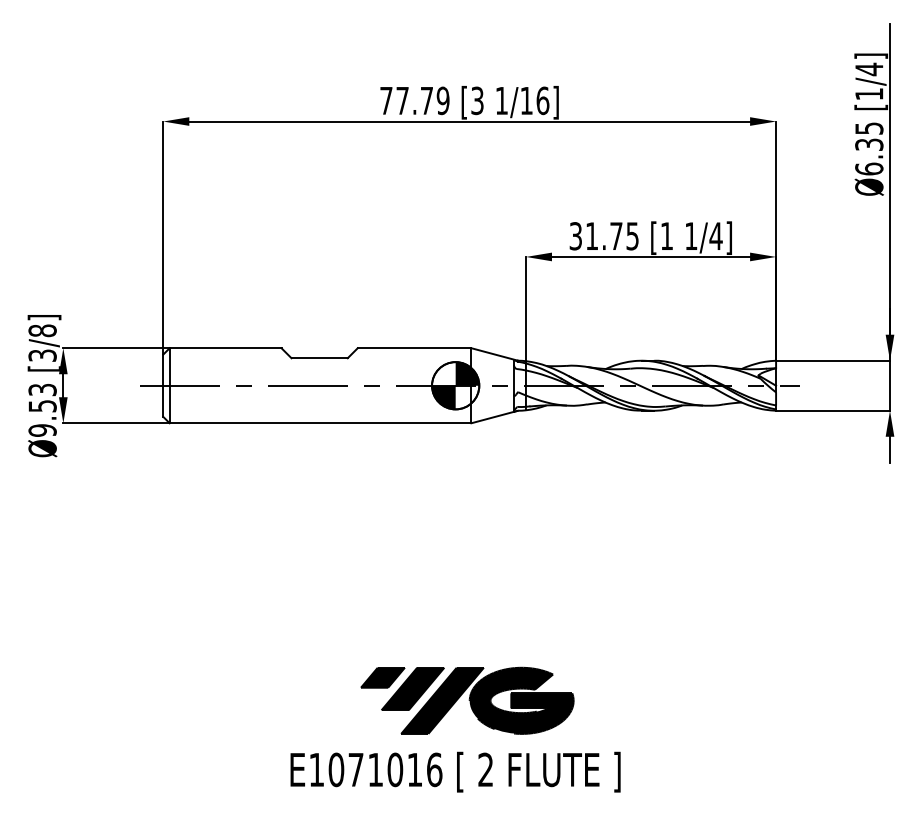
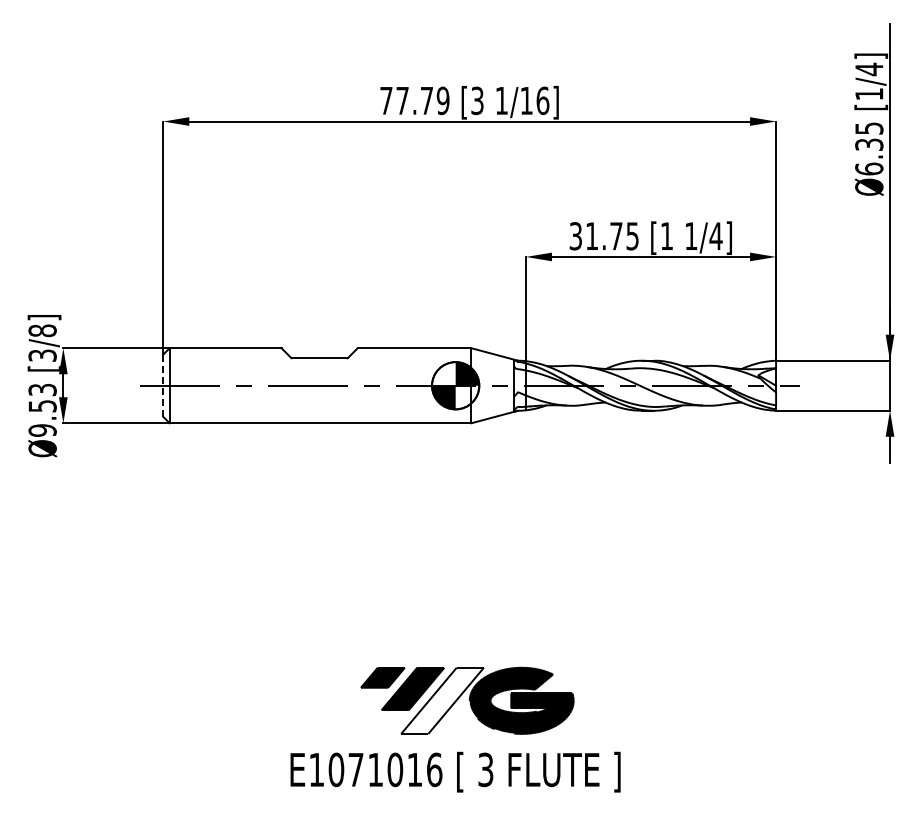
line: solid -> dashed (163, 386)
fill: present -> none (442, 700)
text: 2 -> 3 (485, 770)
